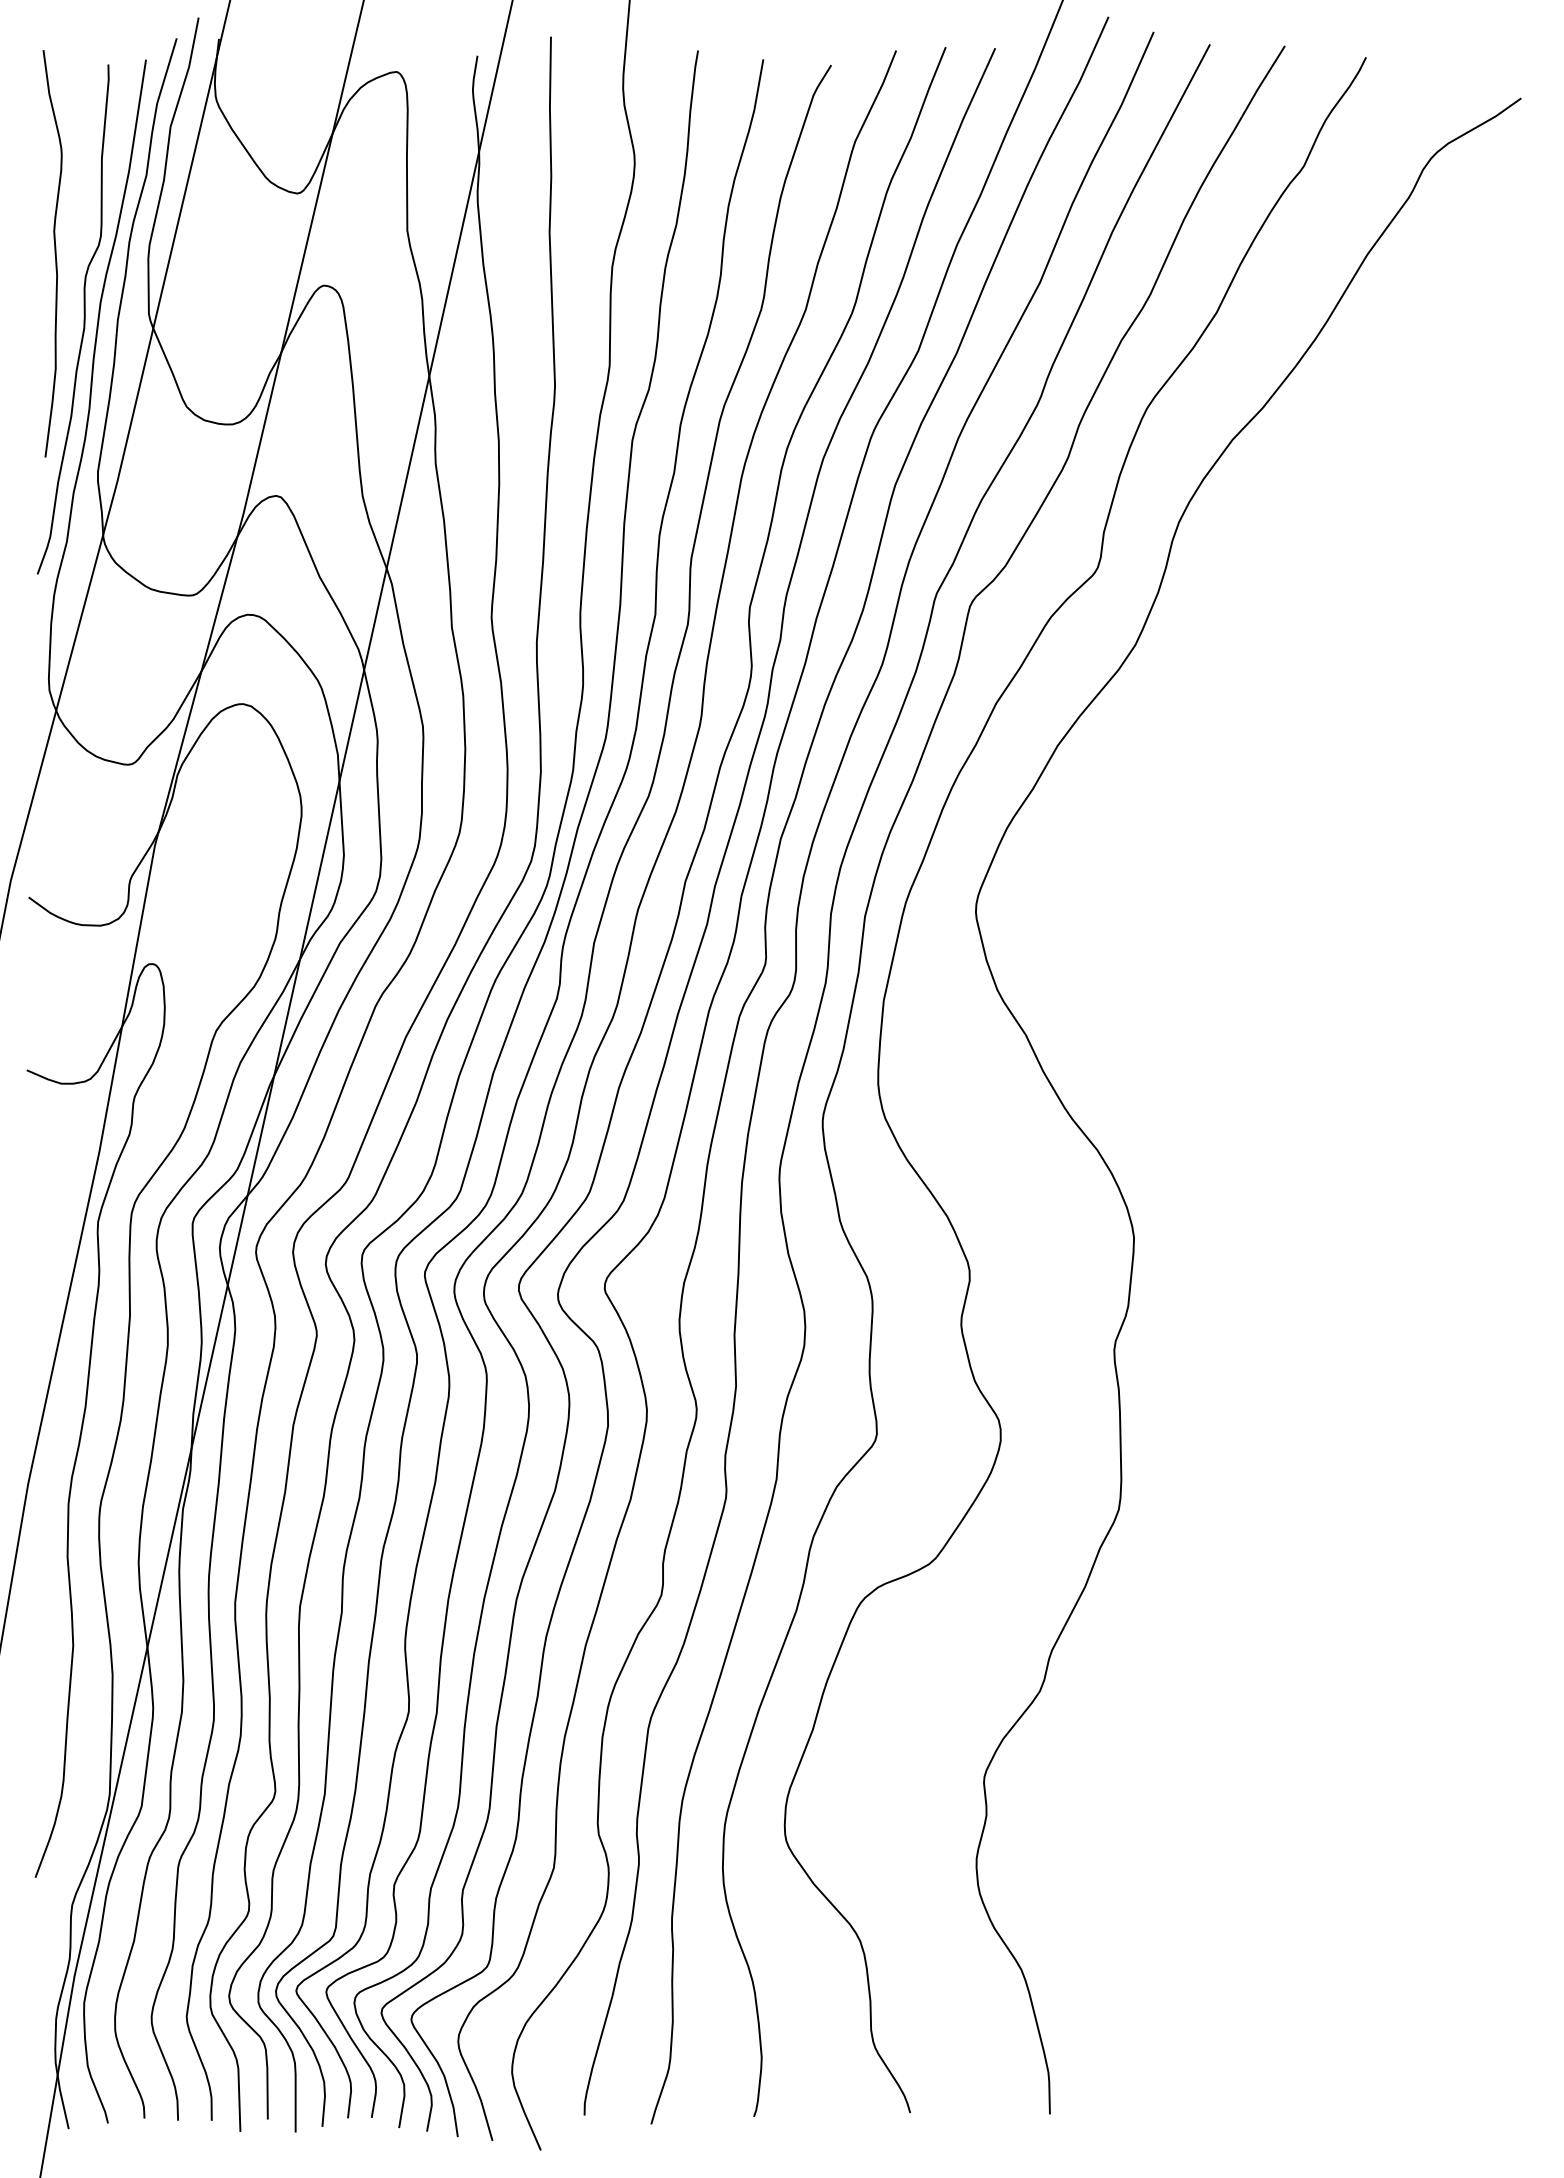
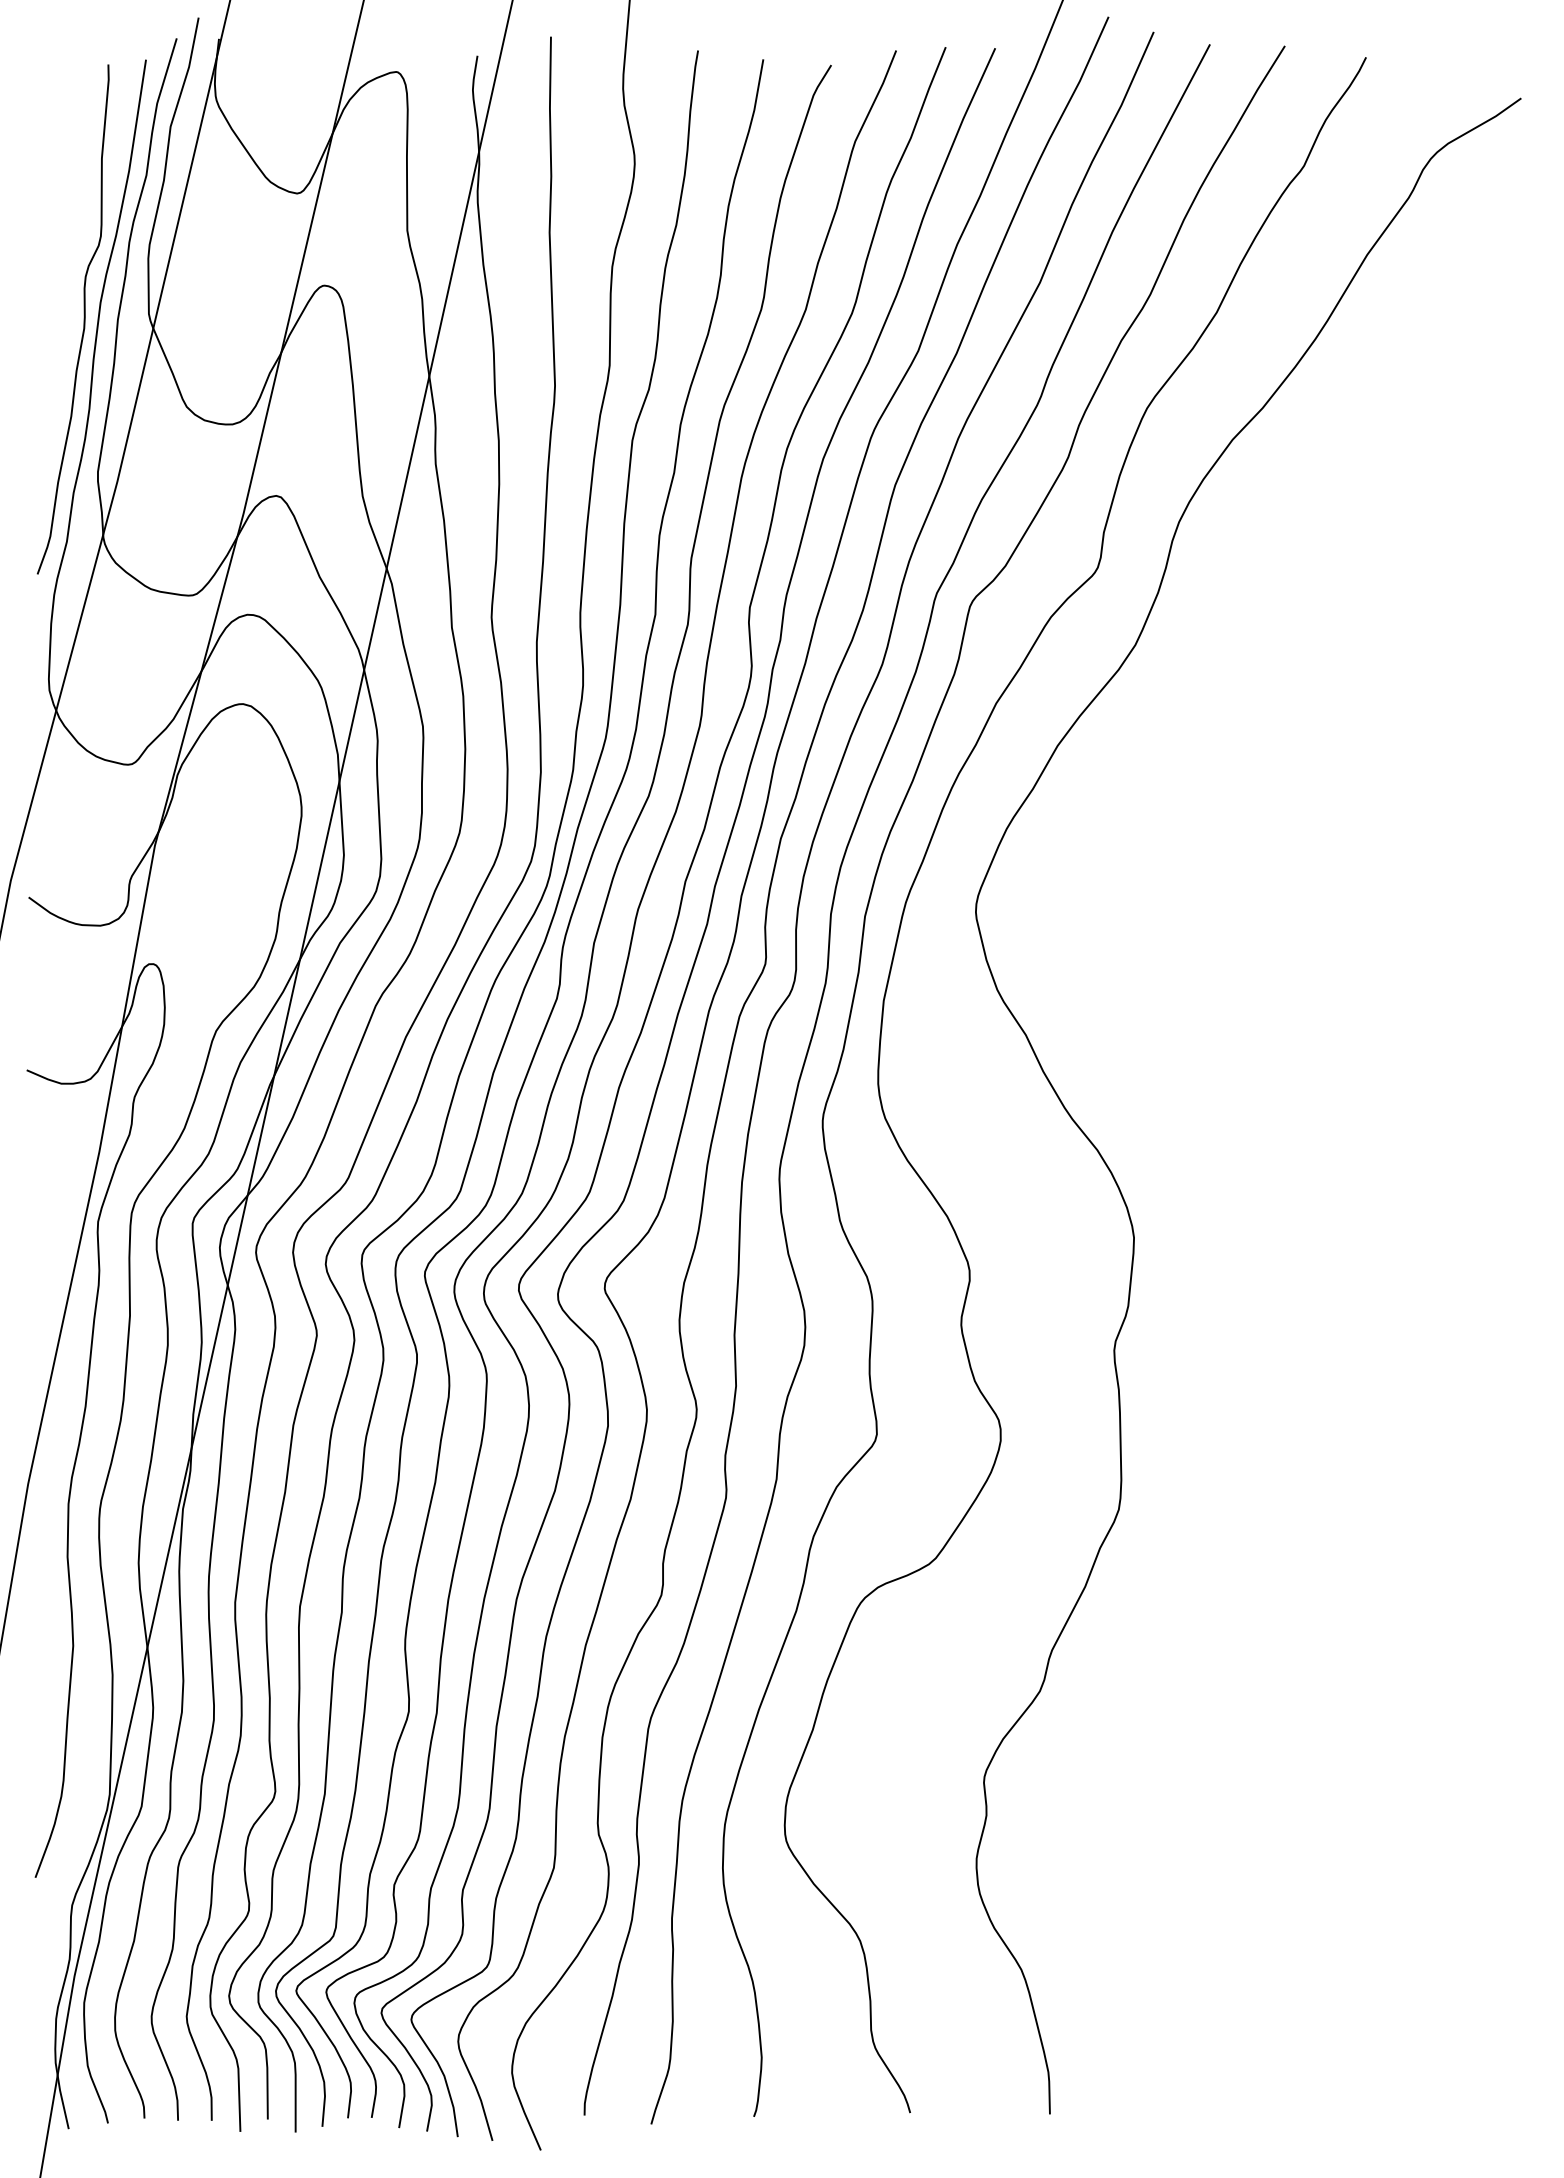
curve: present -> none (54, 253)
